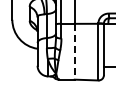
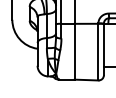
line: dashed -> solid (74, 51)
